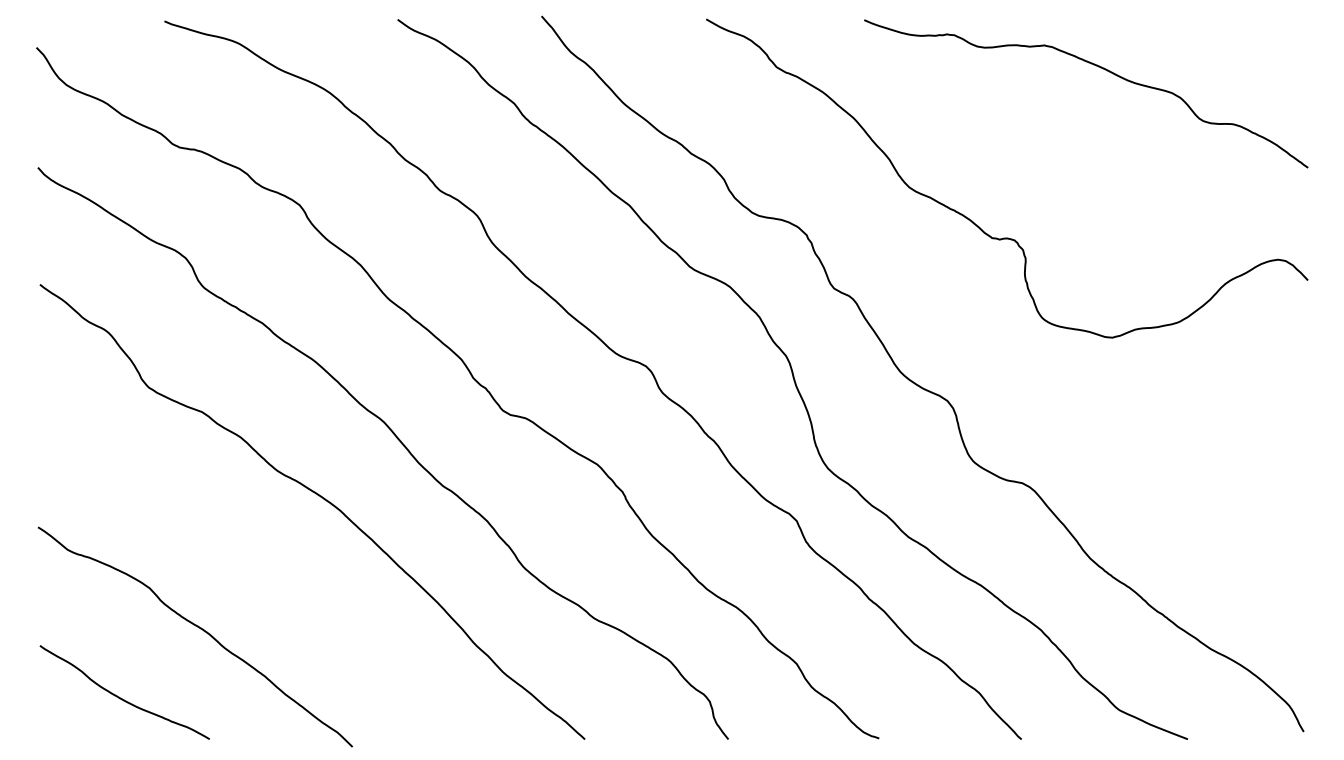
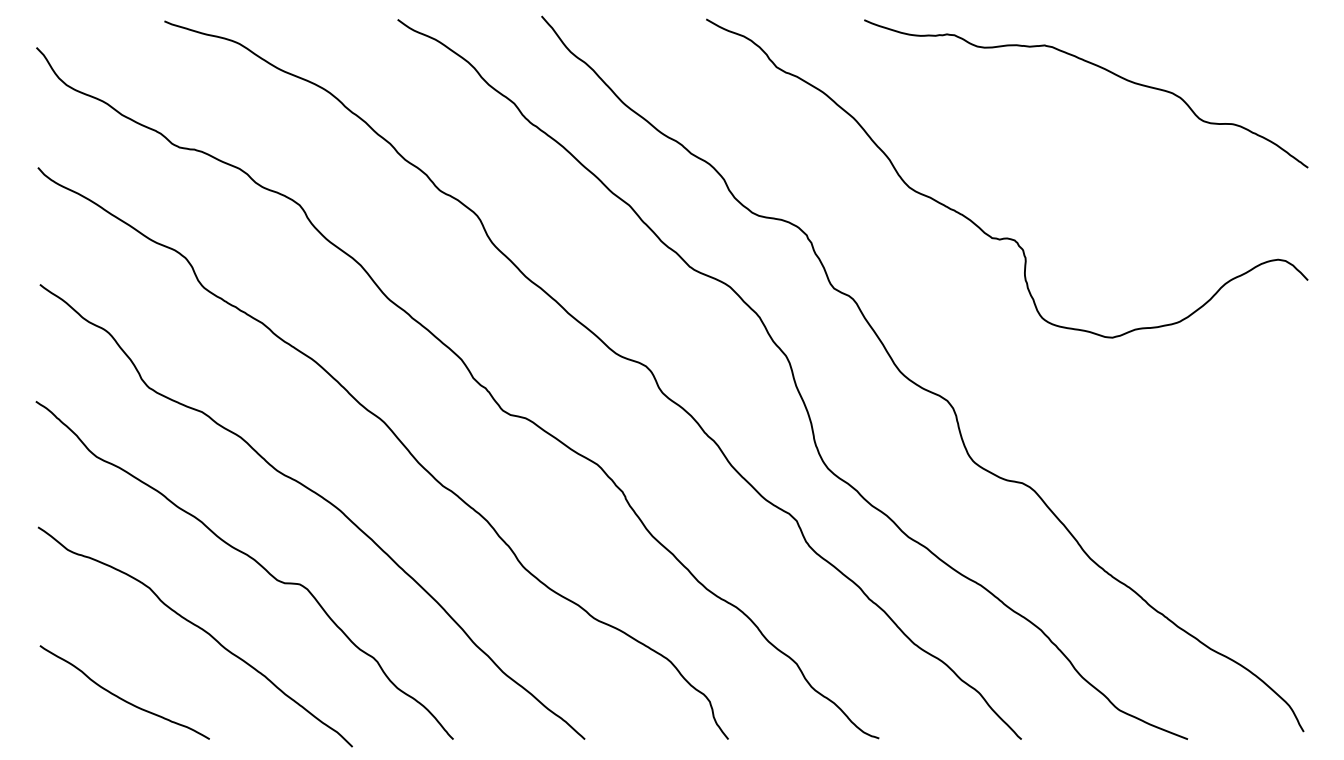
curve: none -> present (250, 558)
